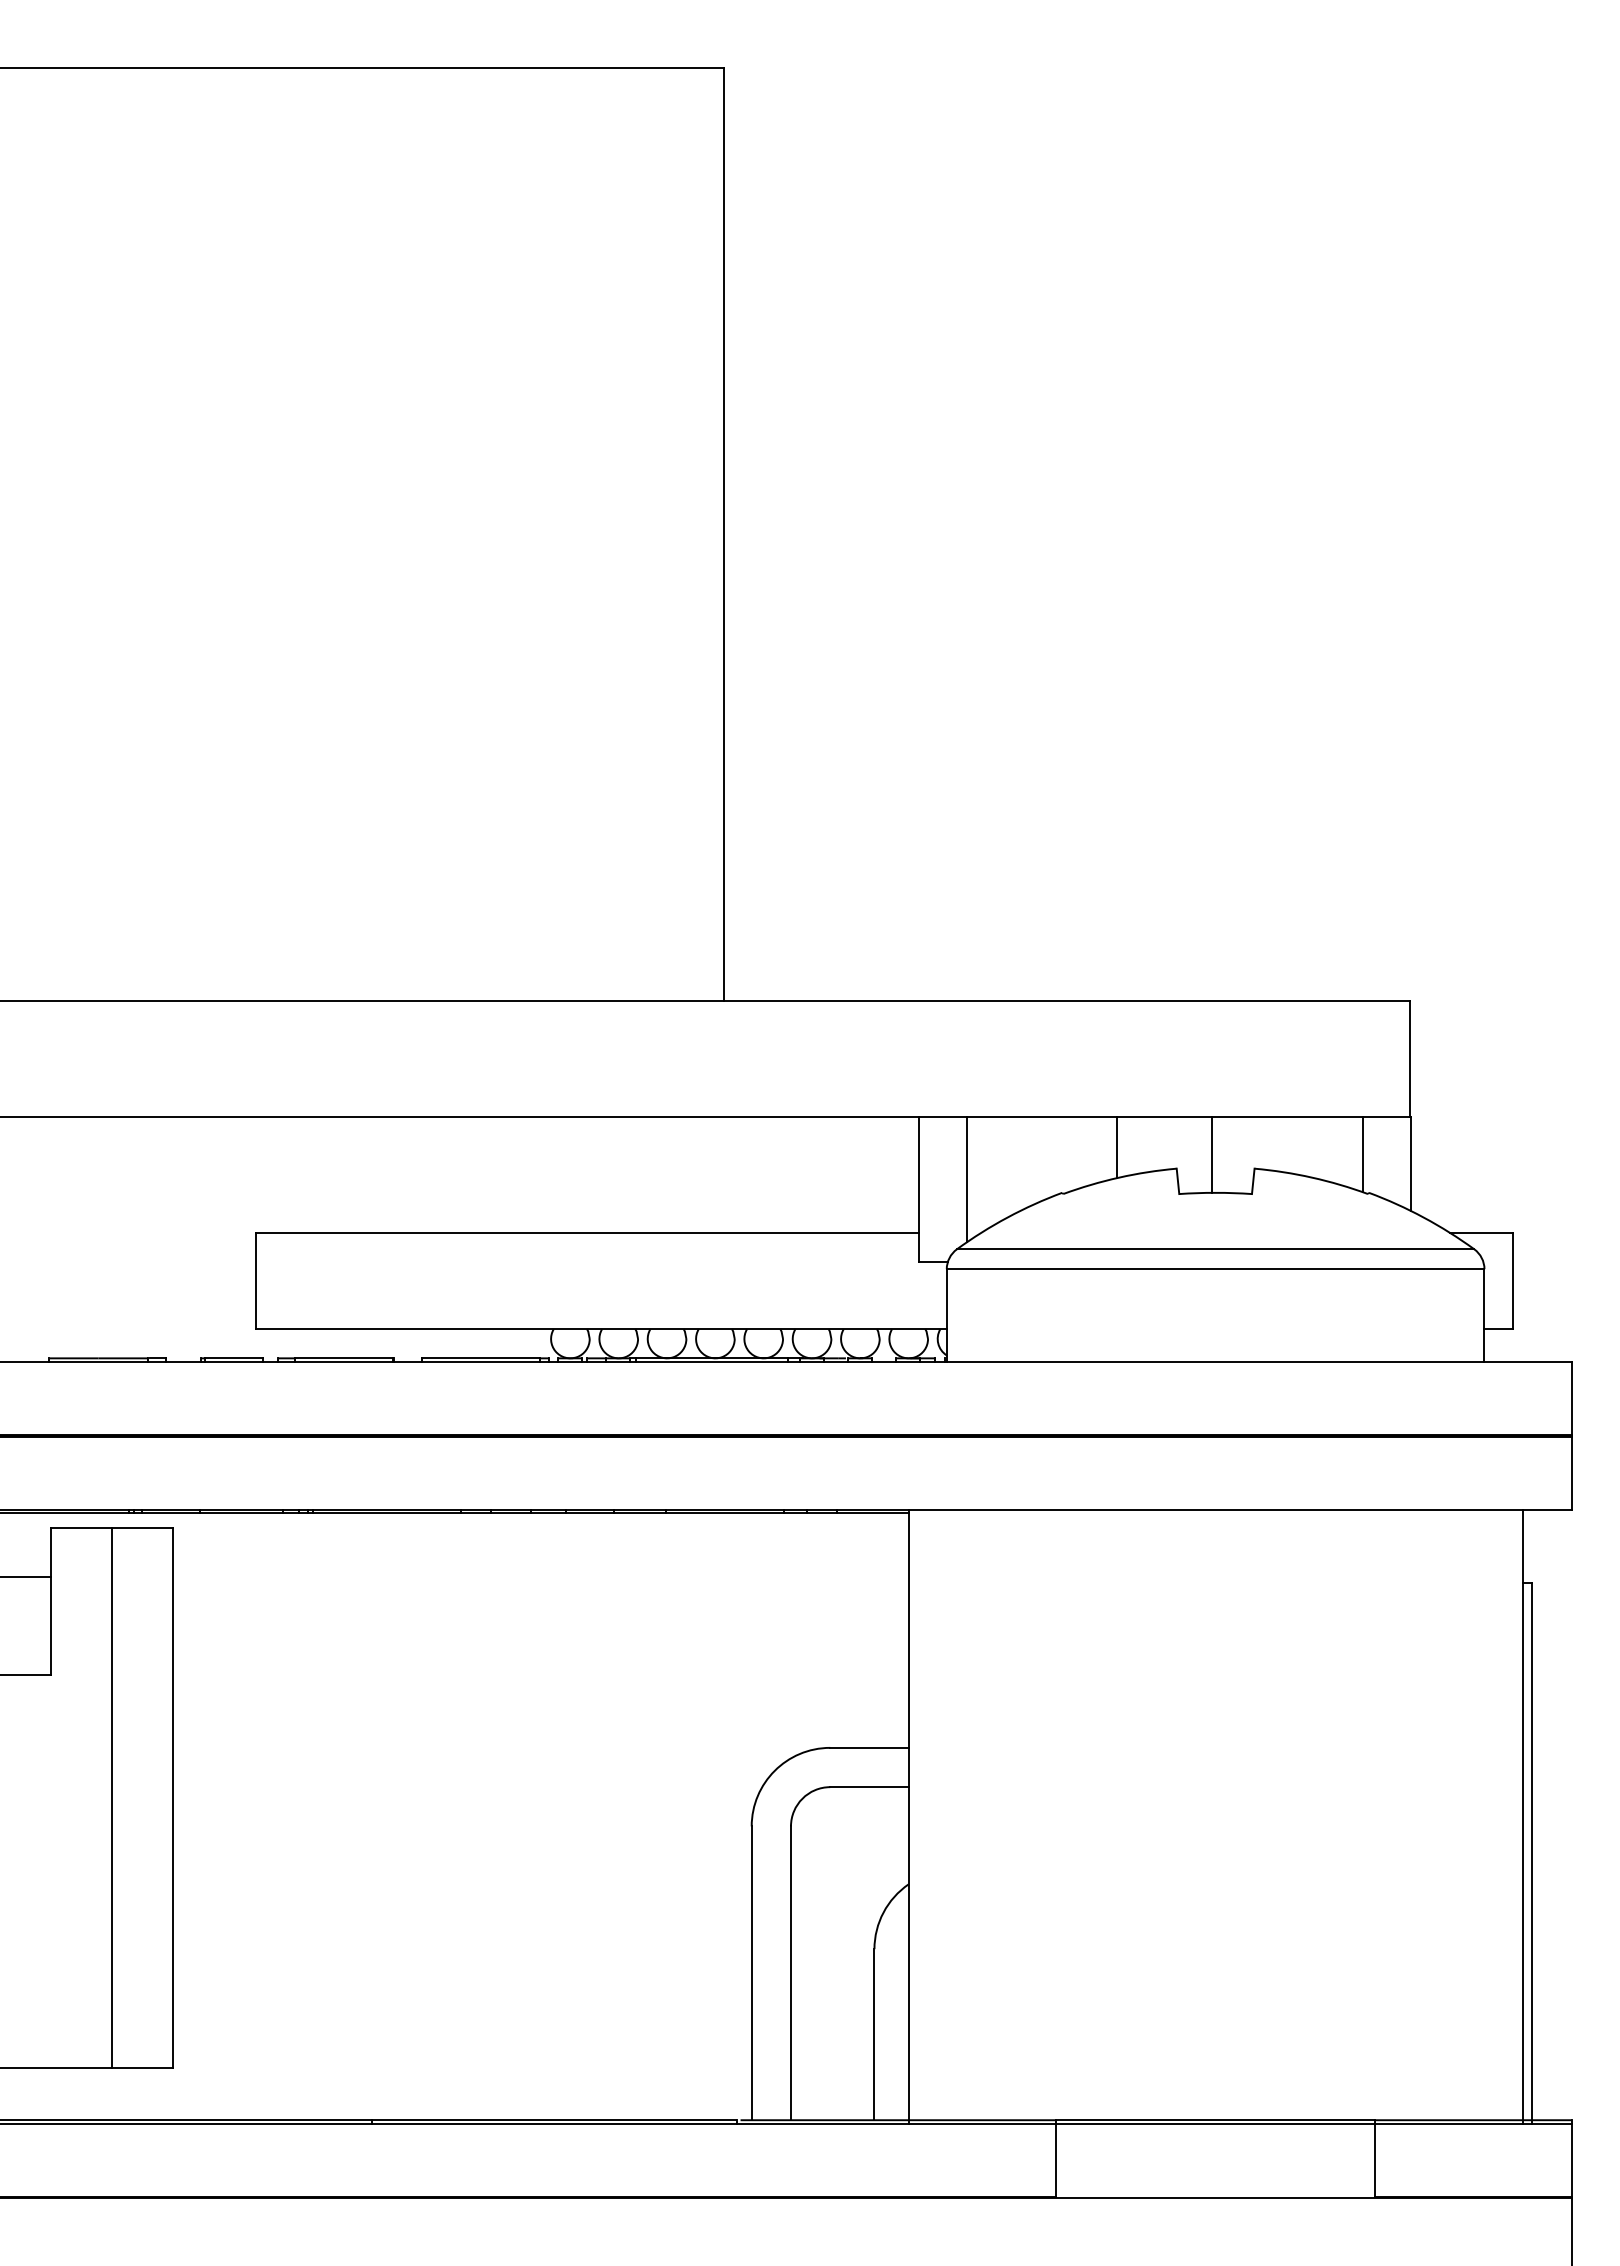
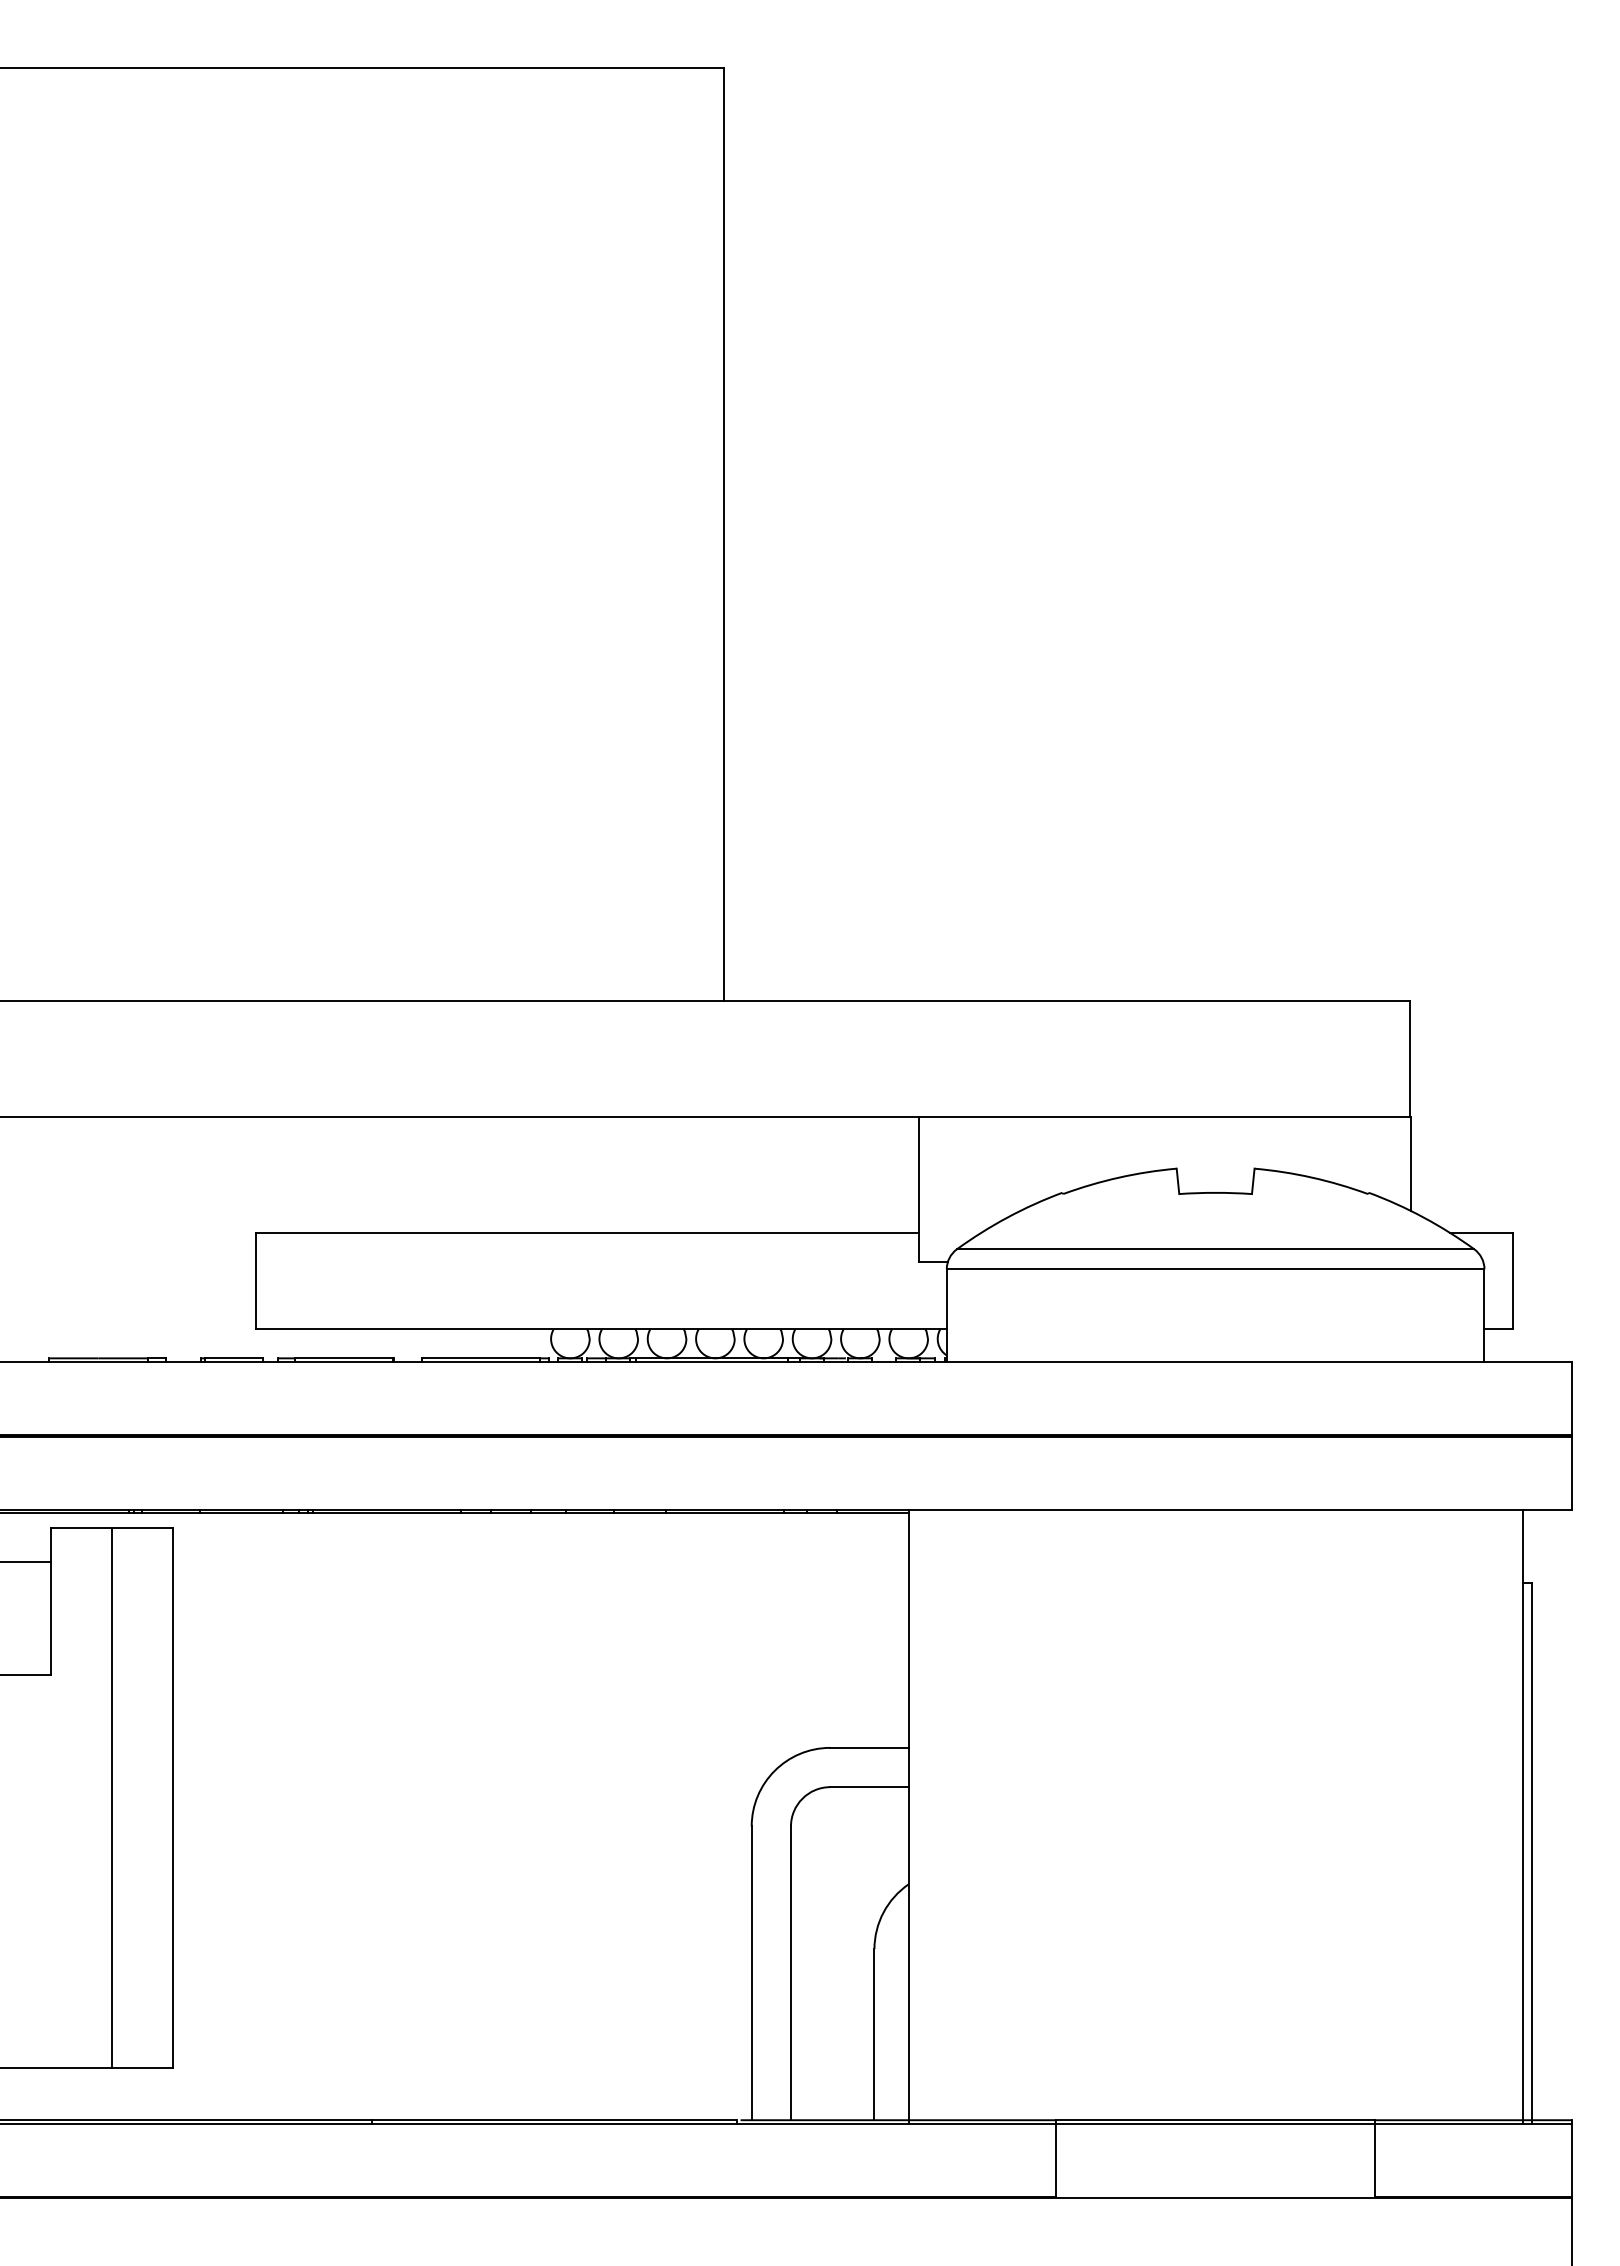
line: present -> none (1117, 1147)
line: present -> none (1212, 1154)
line: present -> none (1362, 1154)
line: present -> none (966, 1179)
line position: (26, 1576) -> (26, 1561) (26, 1561)
